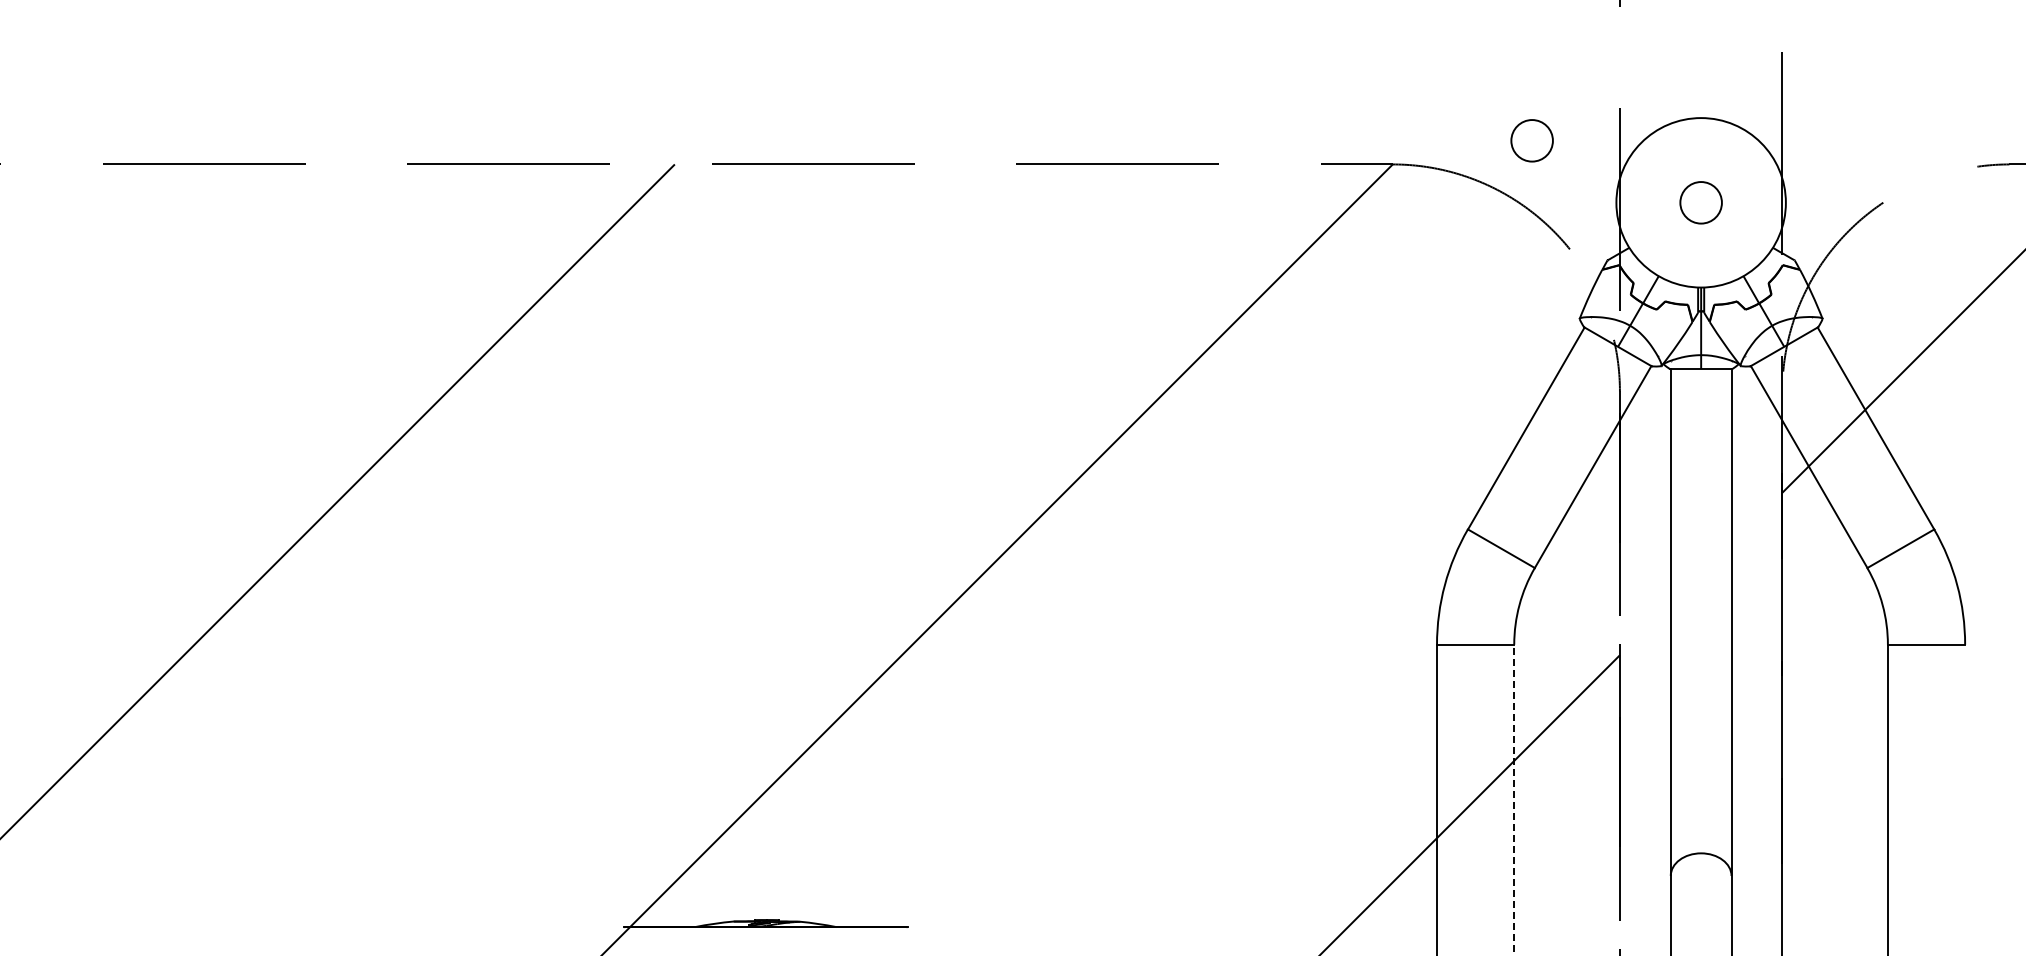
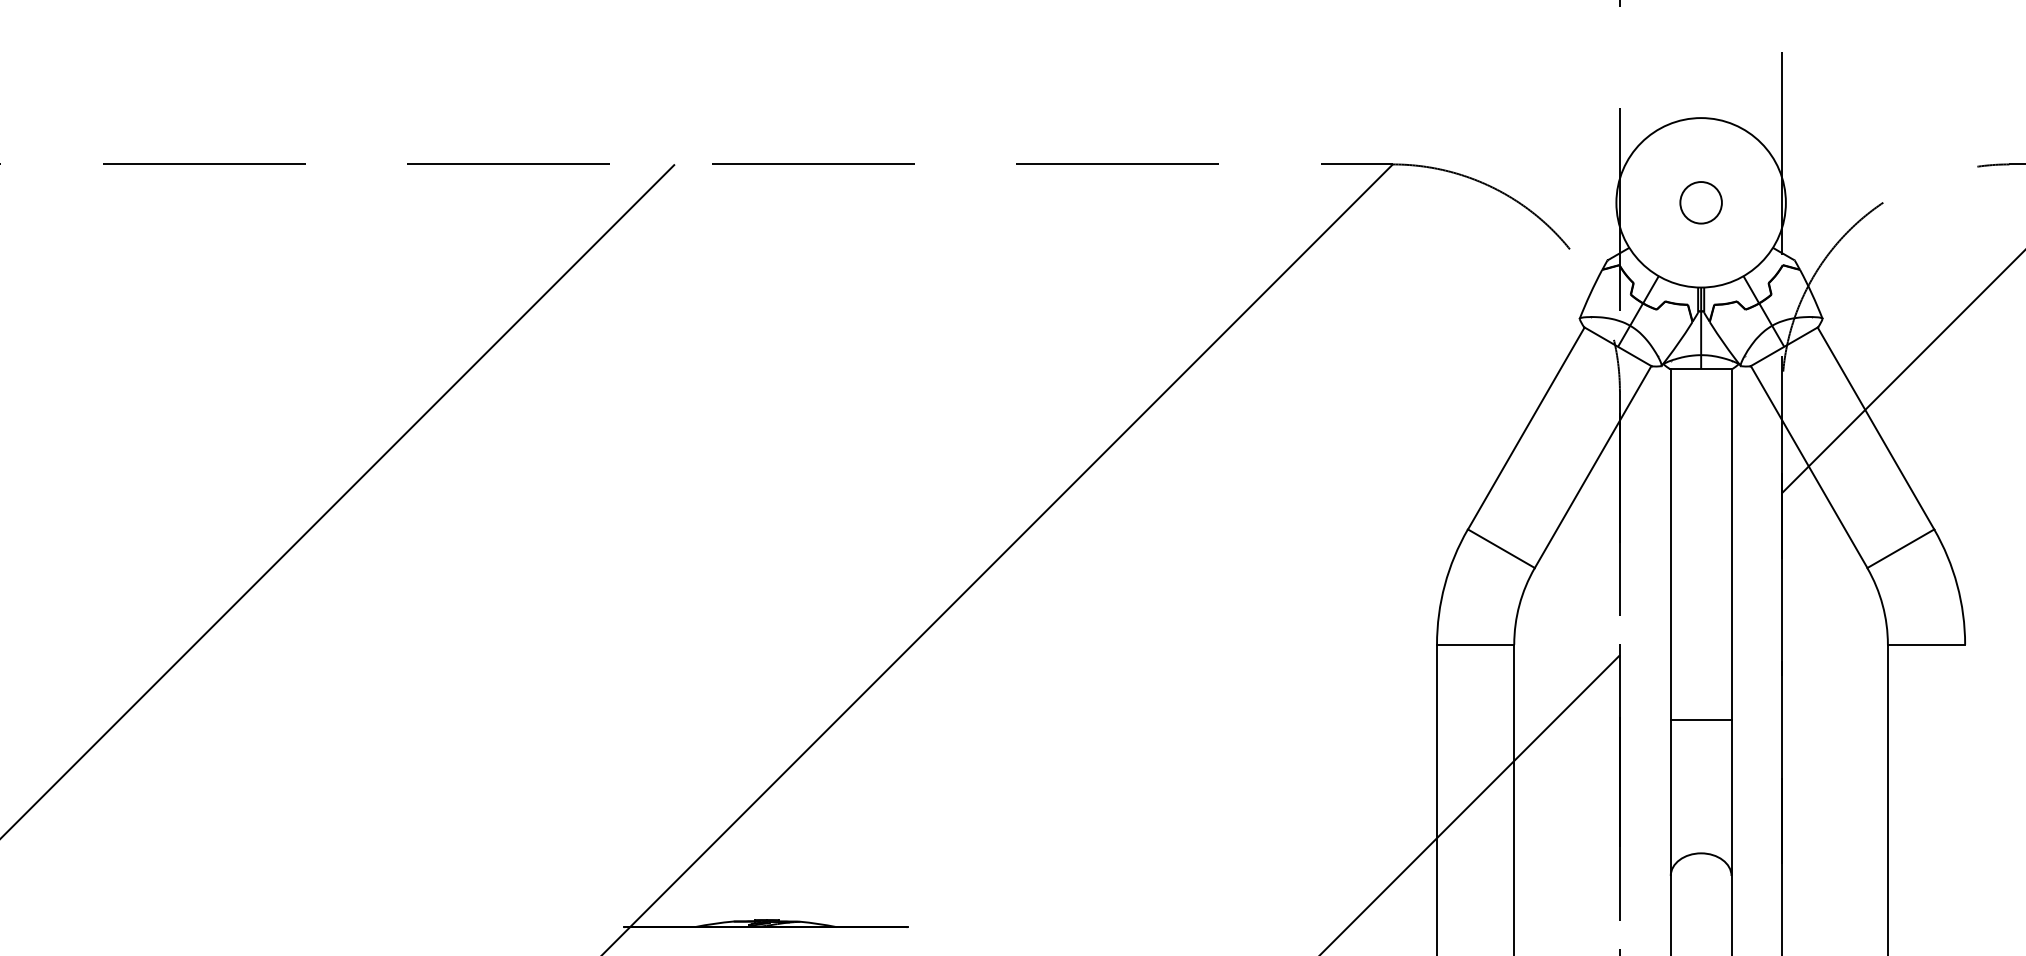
circle: present -> none (1531, 140)
line: none -> present (1700, 720)
line: dashed -> solid (1514, 799)
